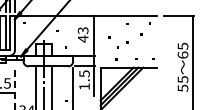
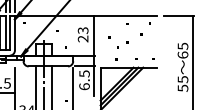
text: 43 -> 23 (82, 38)
text: 1.5 -> 6.5 (84, 86)
line: dashed -> solid (14, 88)
